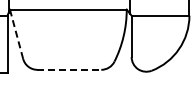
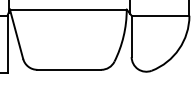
line: dashed -> solid (16, 34)
line: dashed -> solid (69, 69)
